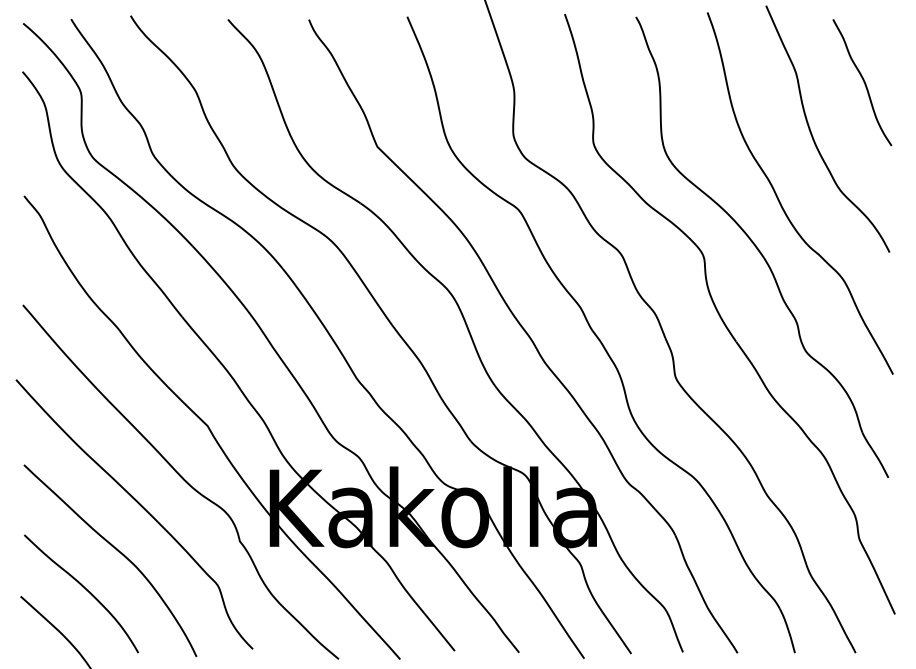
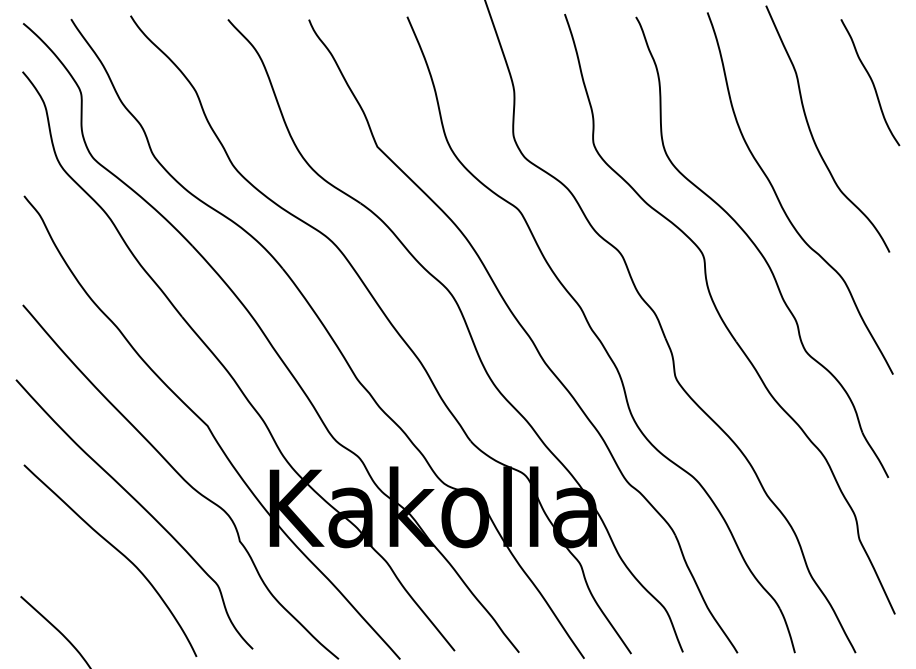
curve position: (863, 82) -> (871, 82) (871, 82)
curve: present -> none (83, 588)
